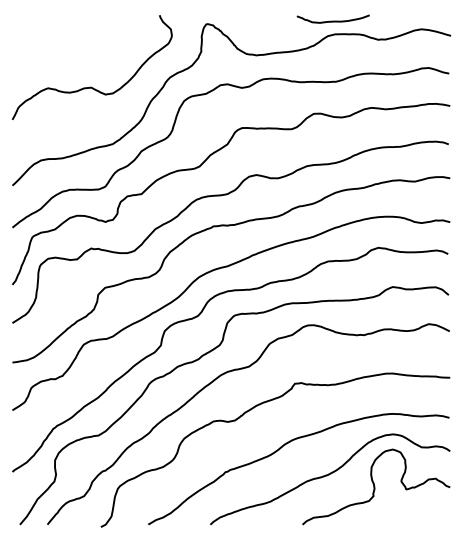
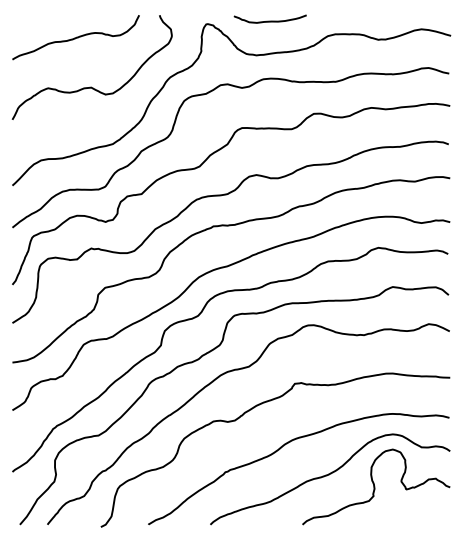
curve position: (332, 20) -> (269, 20) (269, 20)
curve: none -> present (75, 37)
